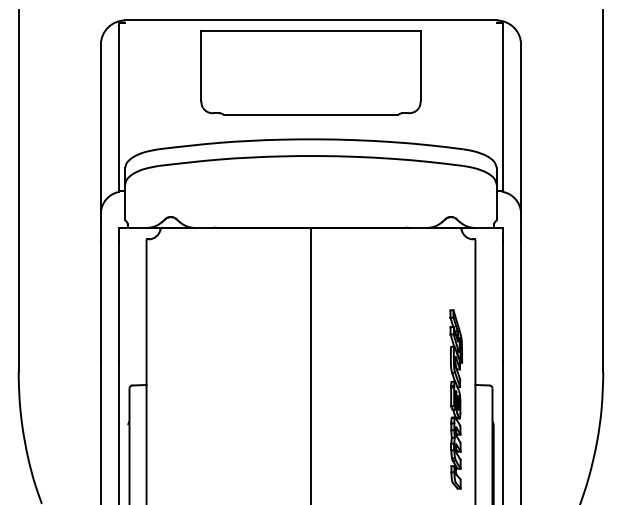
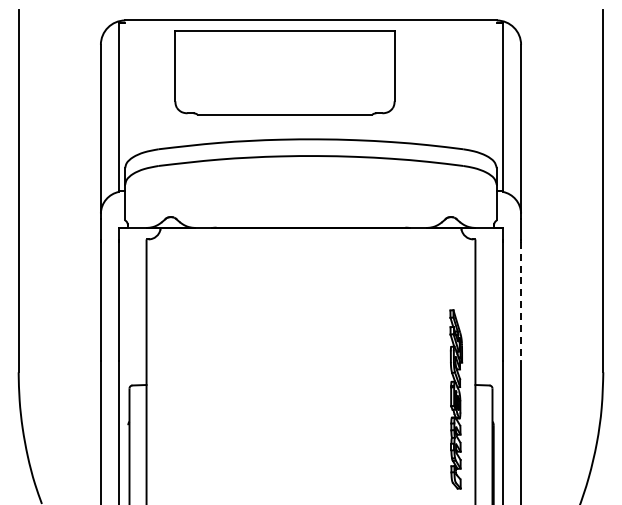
part position: (310, 72) -> (284, 72) (284, 72)
line: solid -> dashed (521, 301)
line: present -> none (311, 364)
